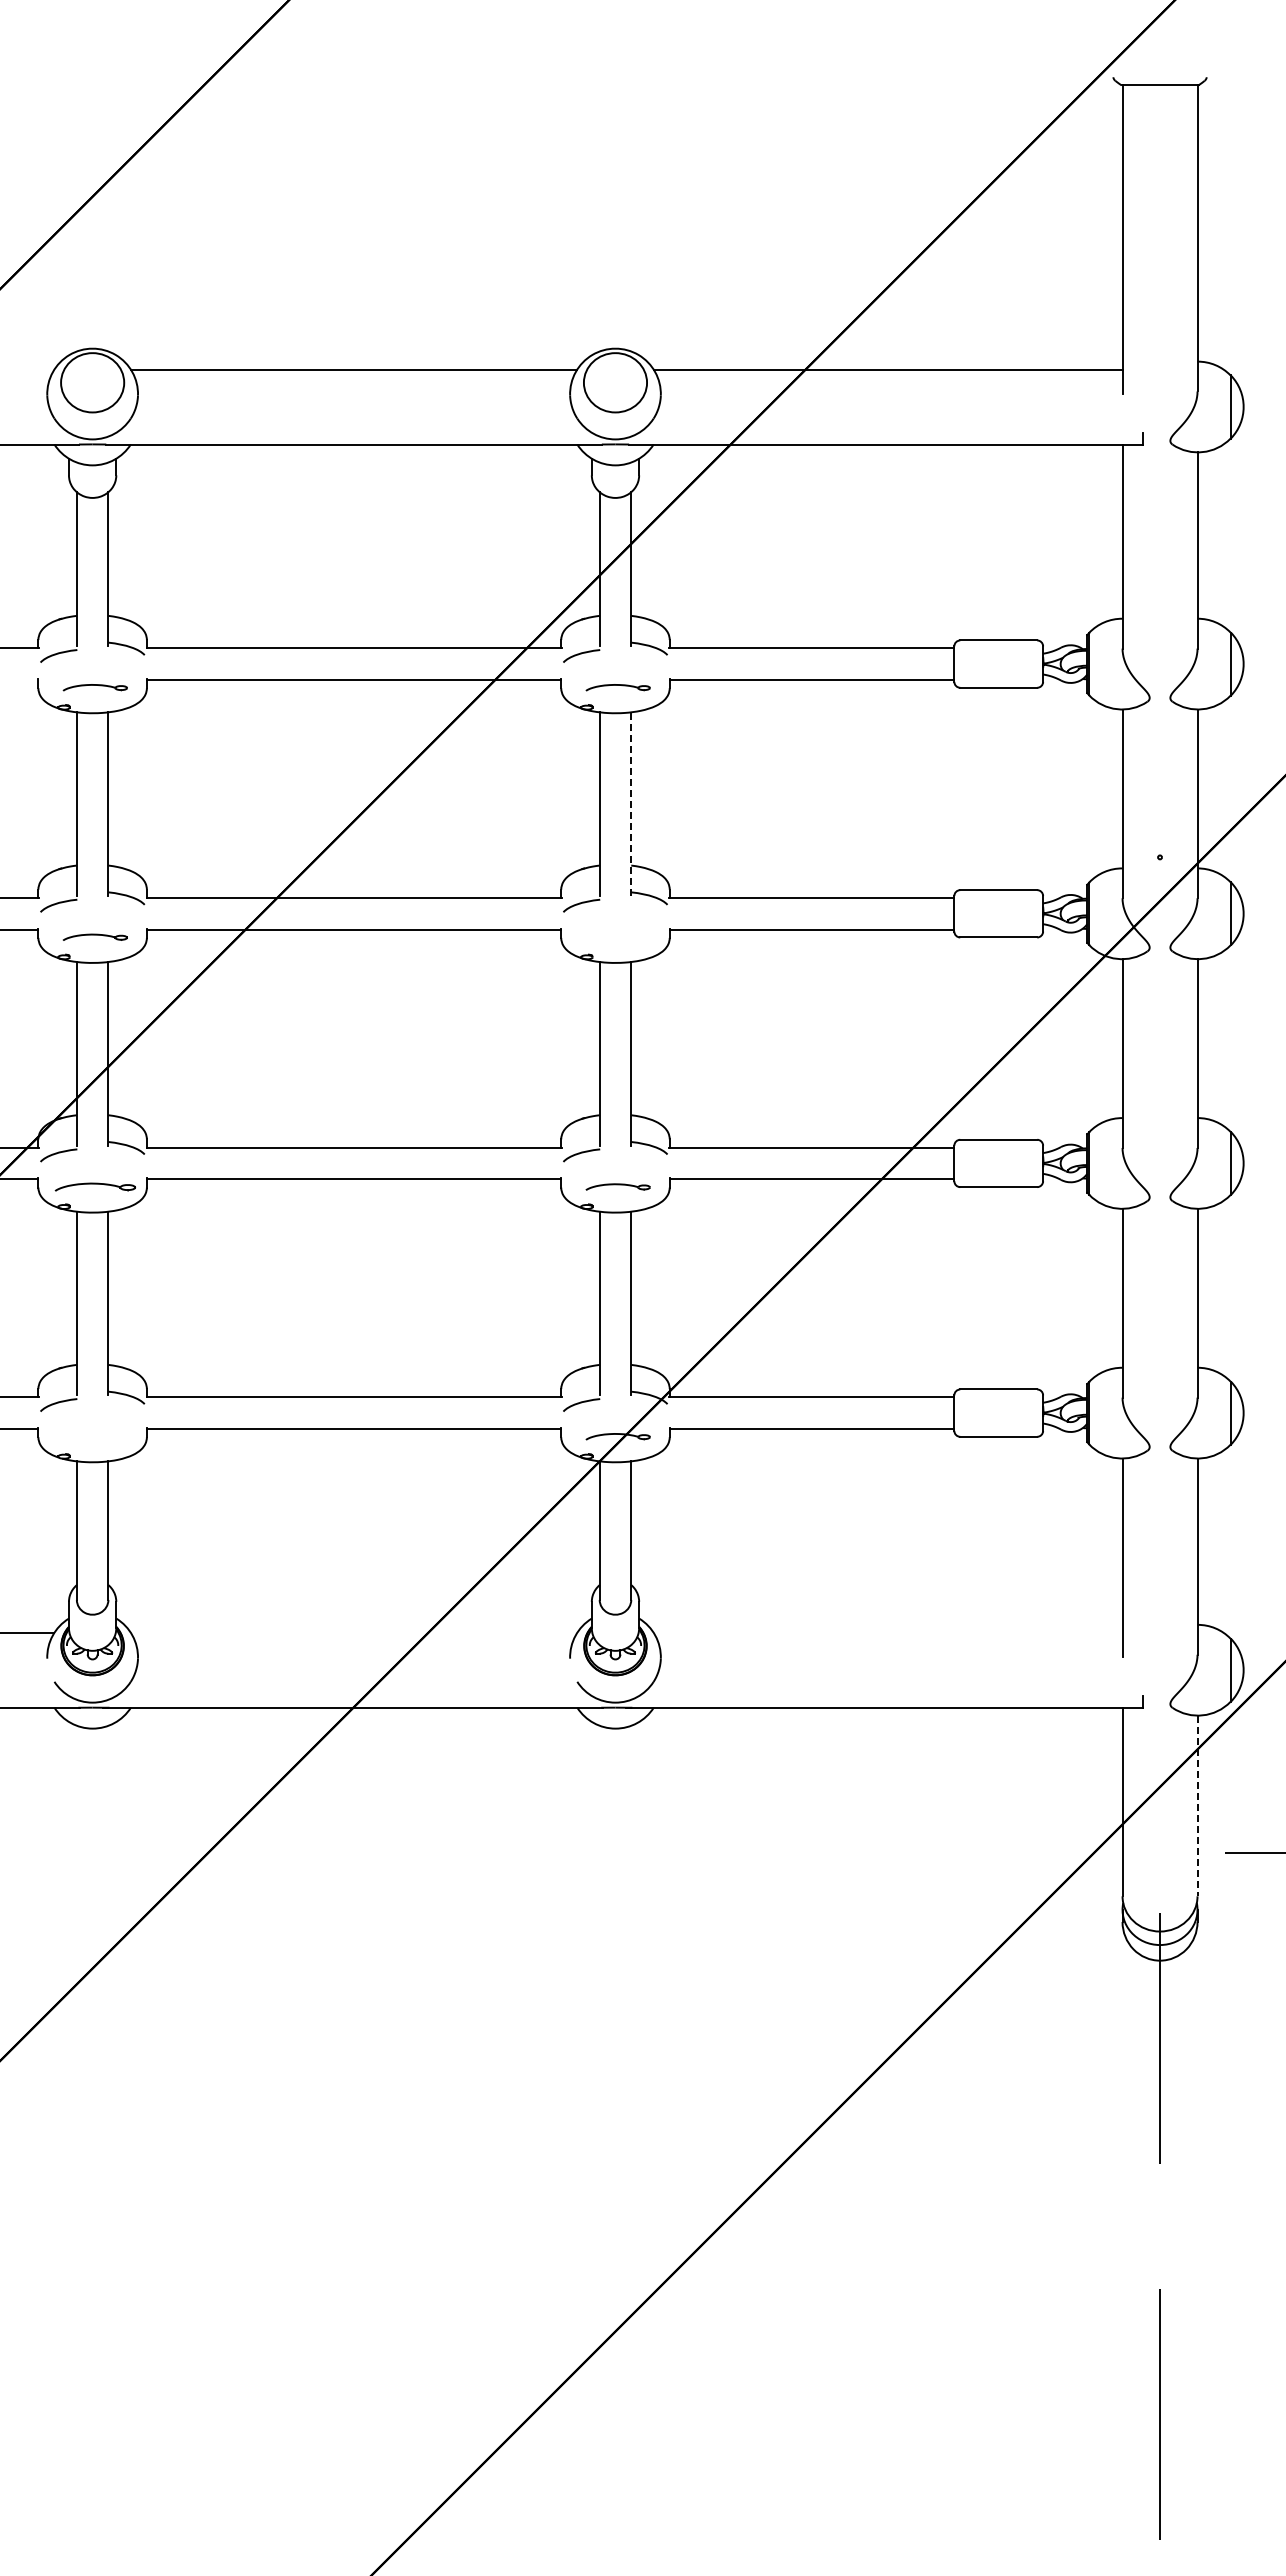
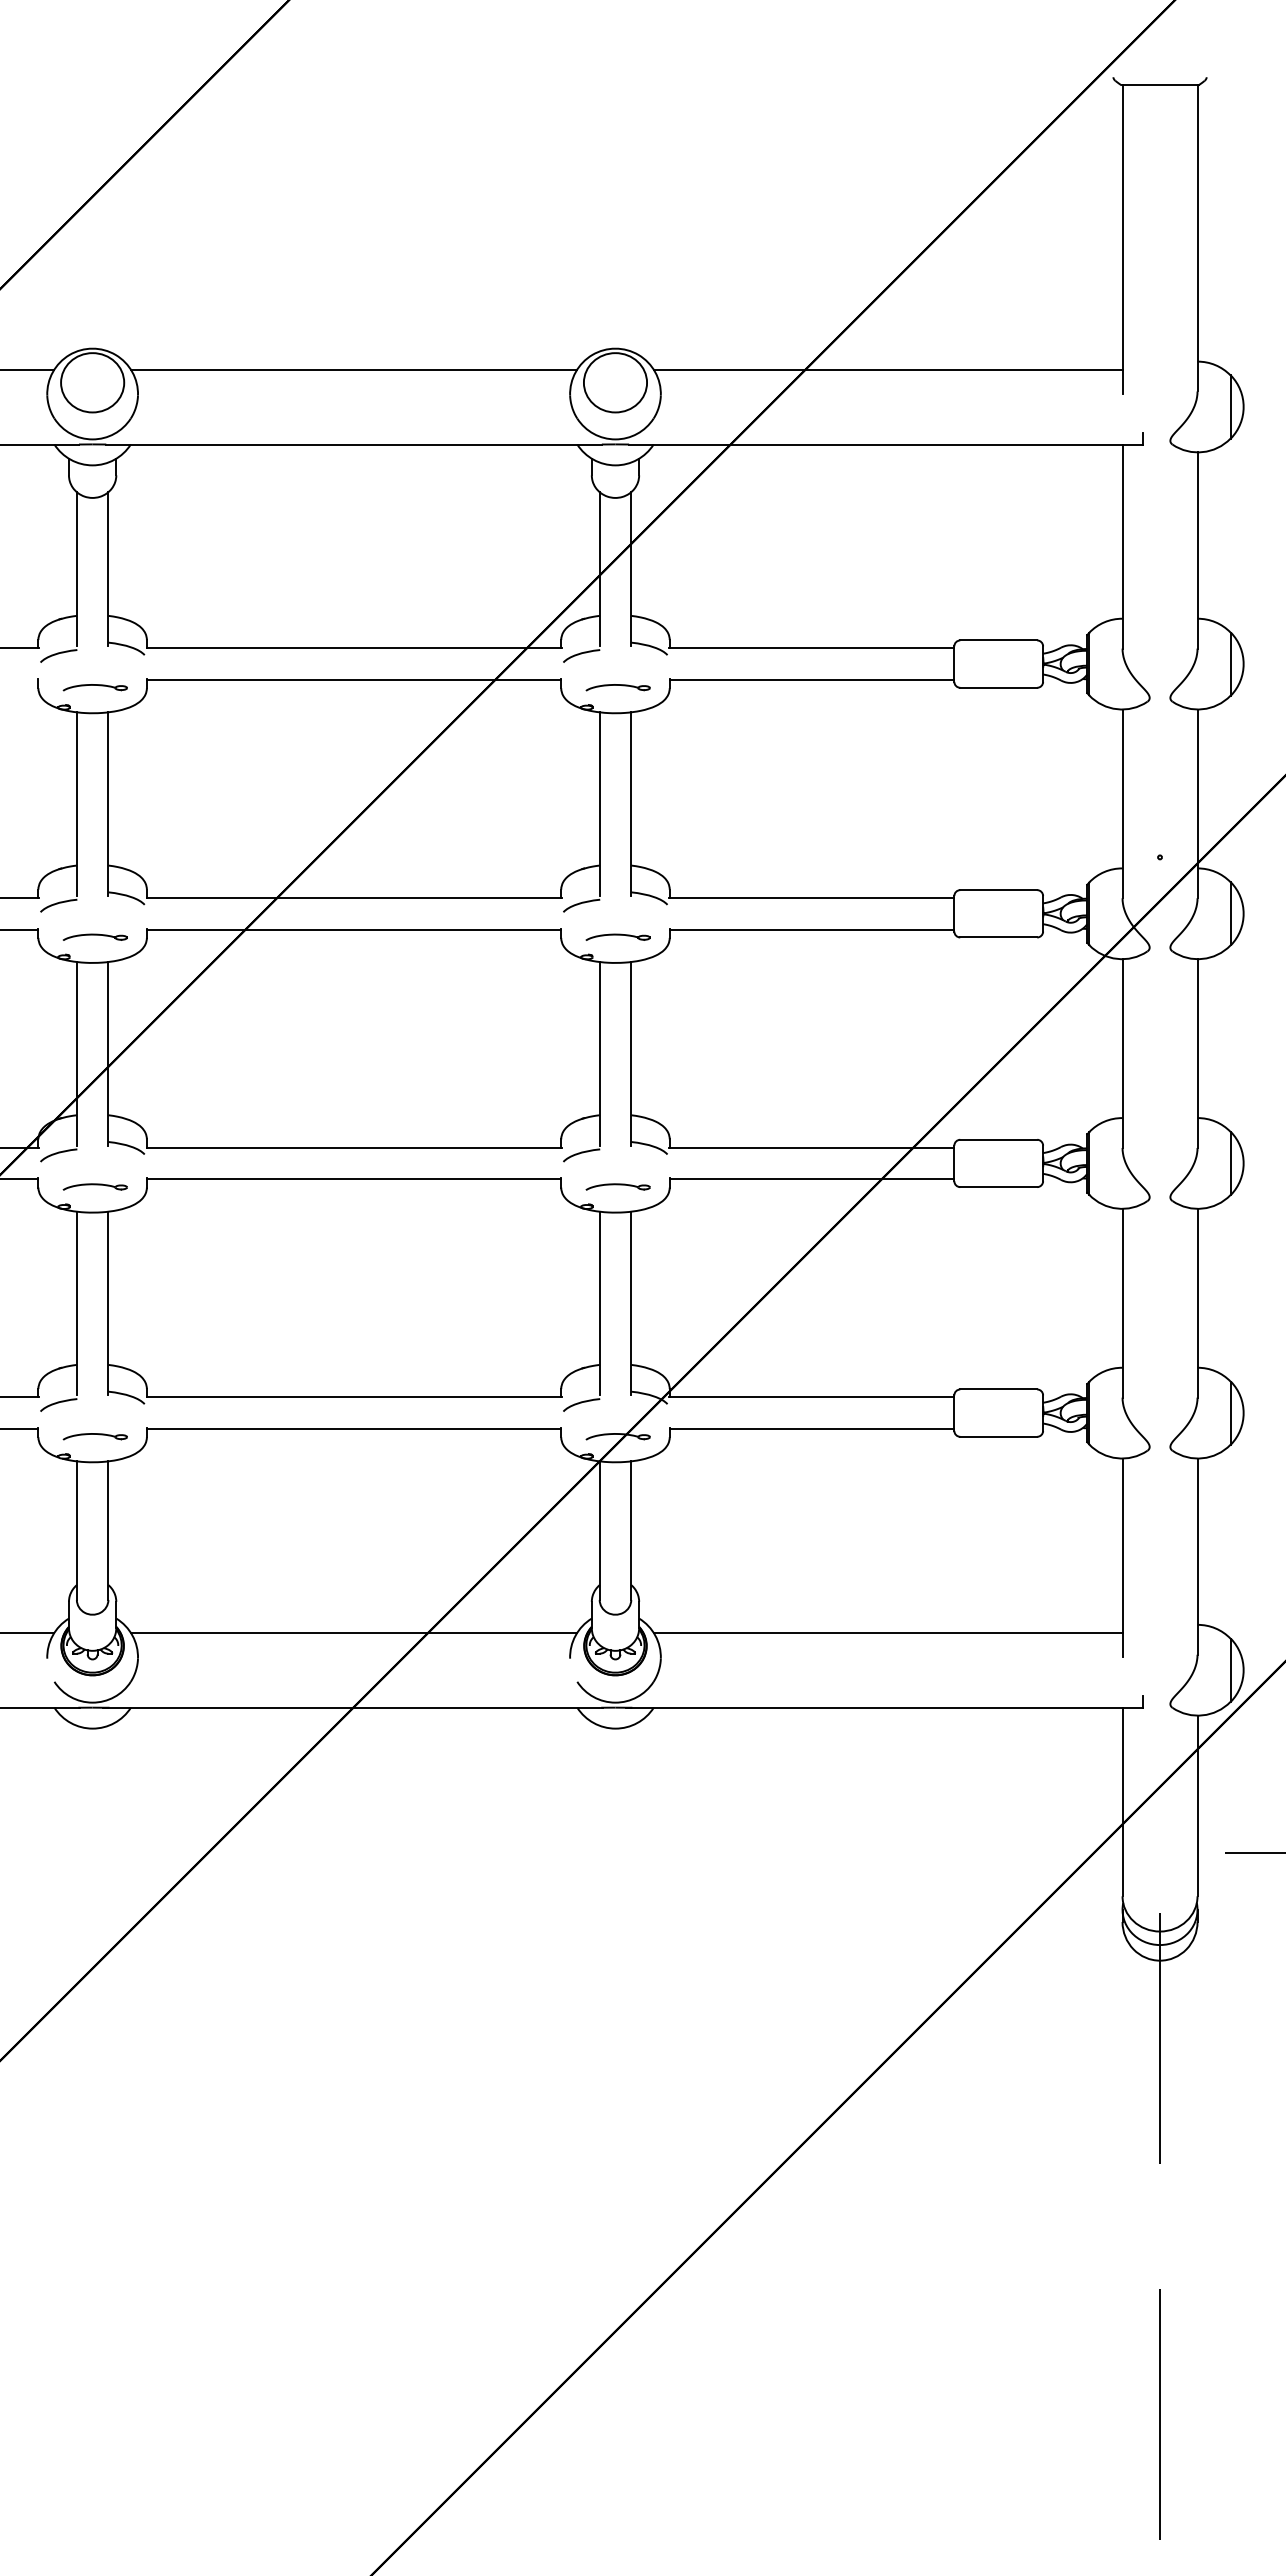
line: none -> present (28, 369)
line: dashed -> solid (631, 804)
part: none -> present (617, 936)
part size: 82x10 px -> 66x8 px (94, 1186)
part: none -> present (94, 1436)
line: none -> present (353, 1632)
line: none -> present (887, 1632)
line: dashed -> solid (1197, 1806)
